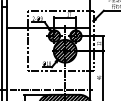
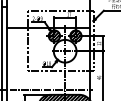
hatch: present -> none (64, 50)
